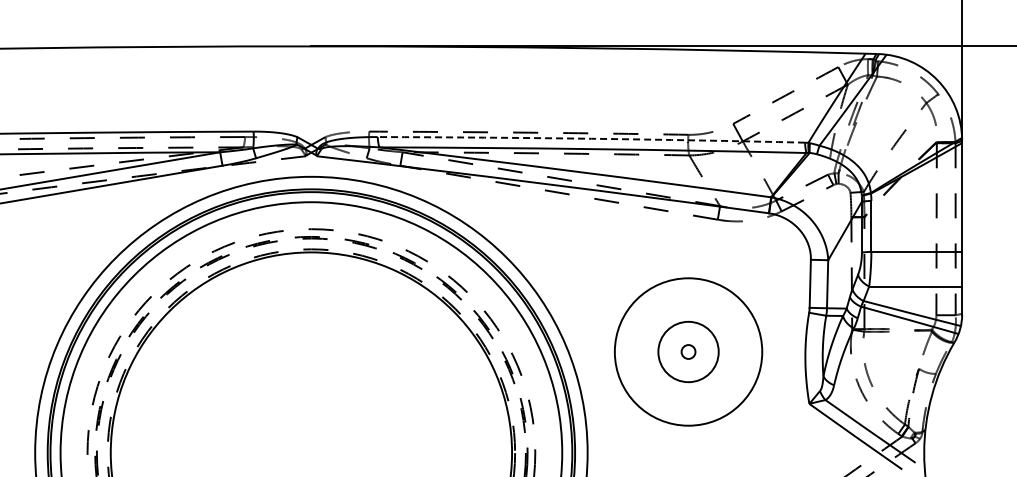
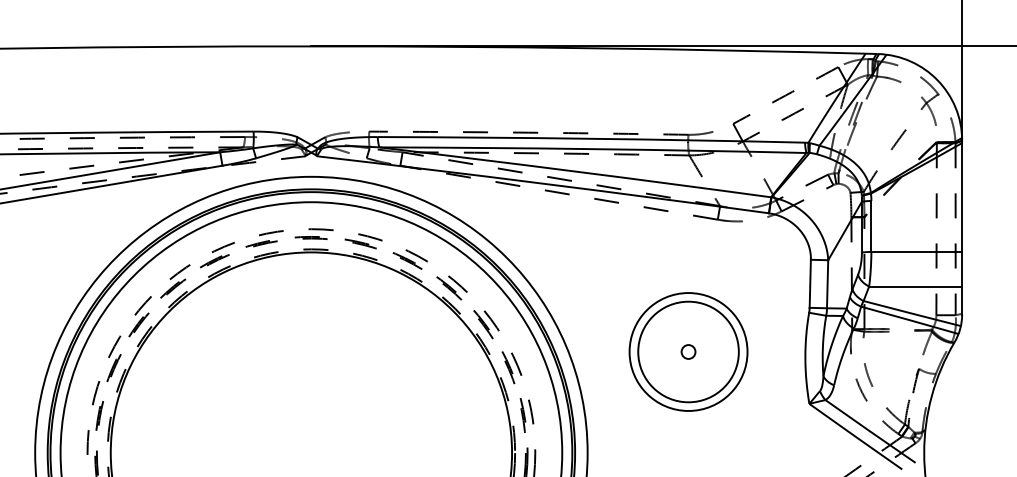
arc: dashed -> solid (591, 138)
circle diameter: 147 px -> 118 px (688, 351)
circle diameter: 60 px -> 101 px (688, 351)
